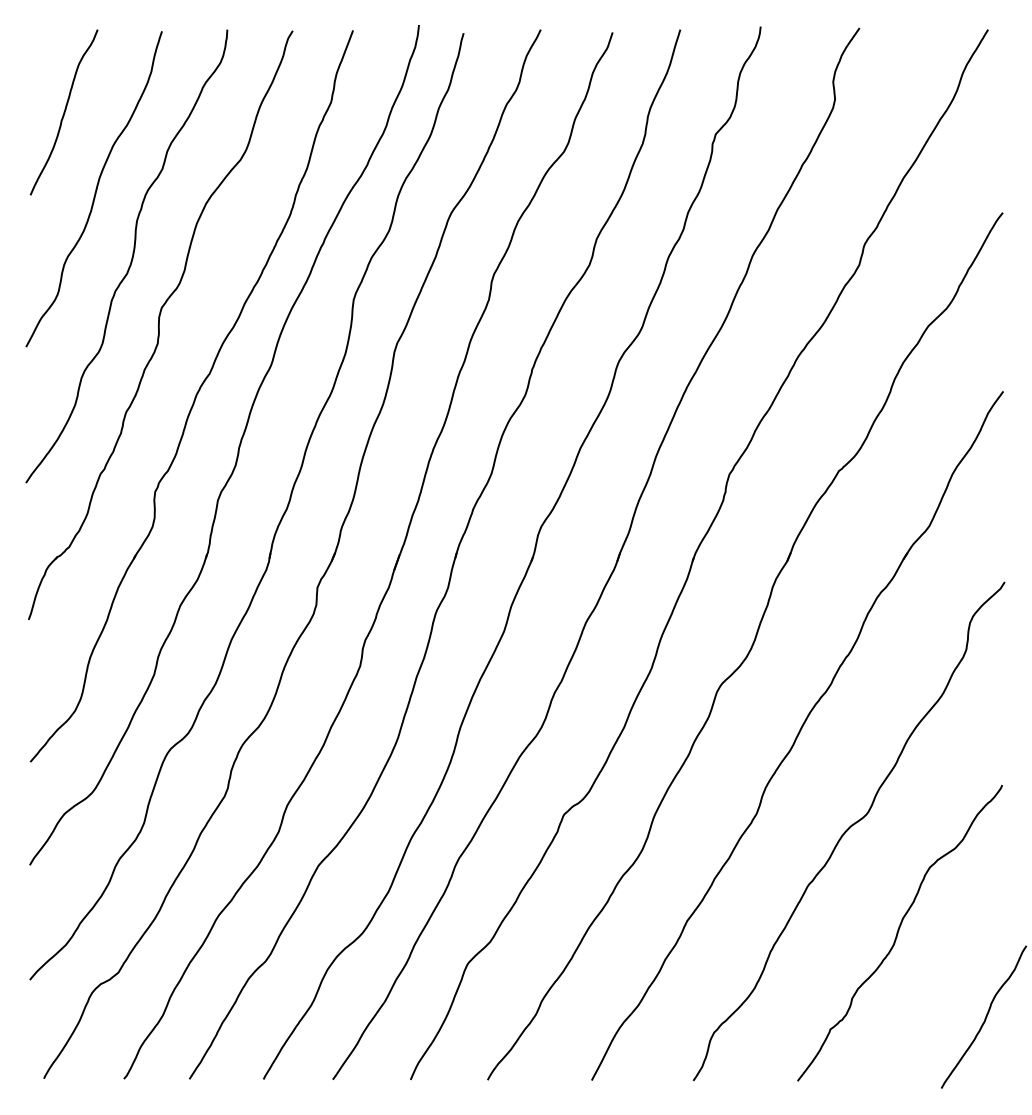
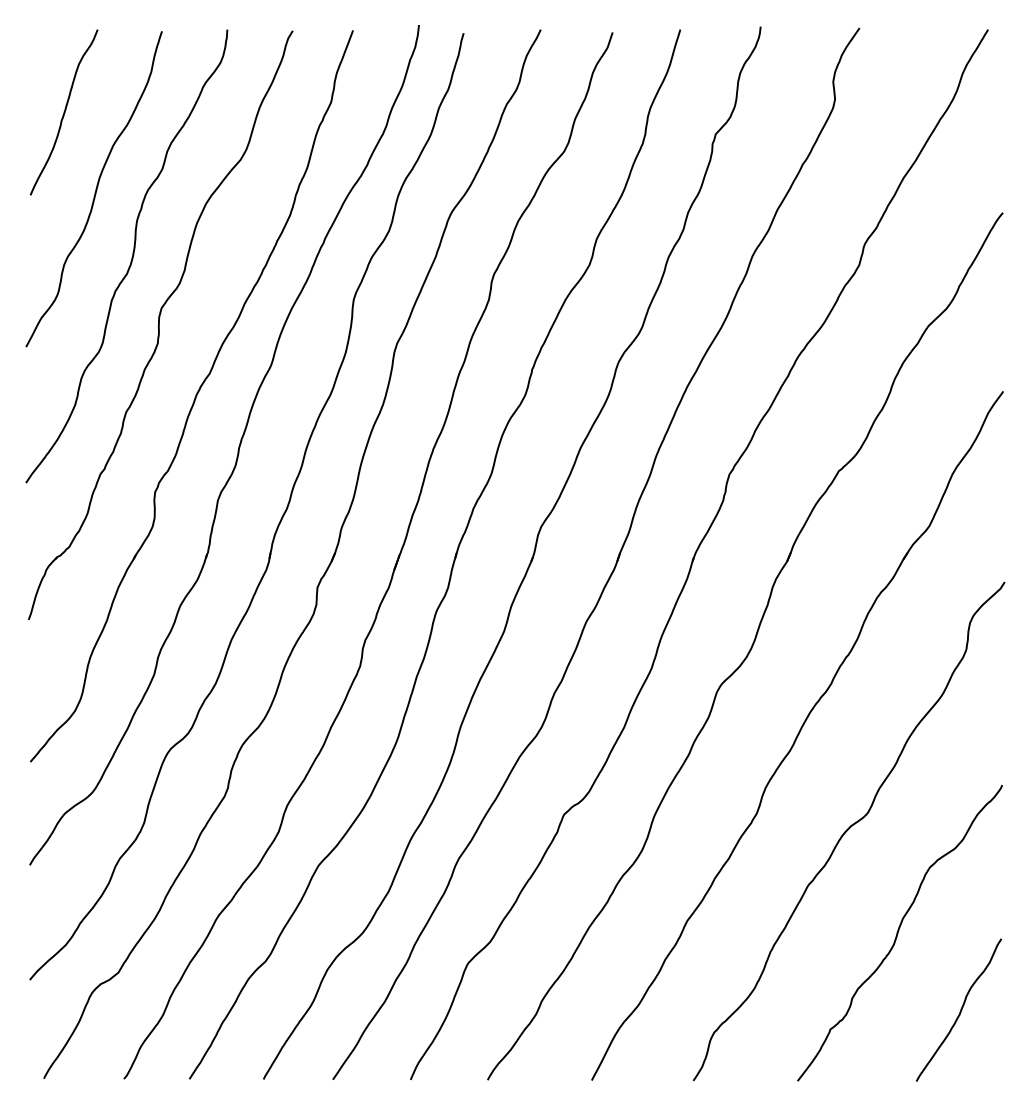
curve position: (985, 1016) -> (960, 1009) (960, 1009)
